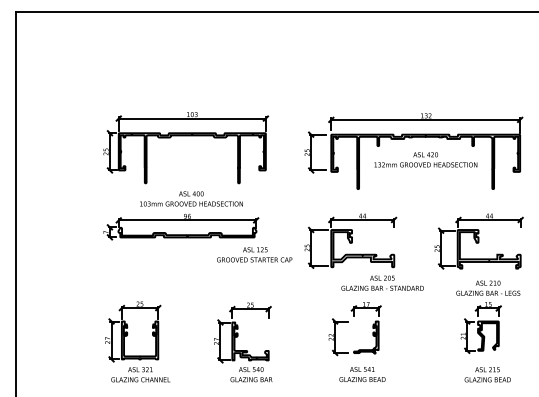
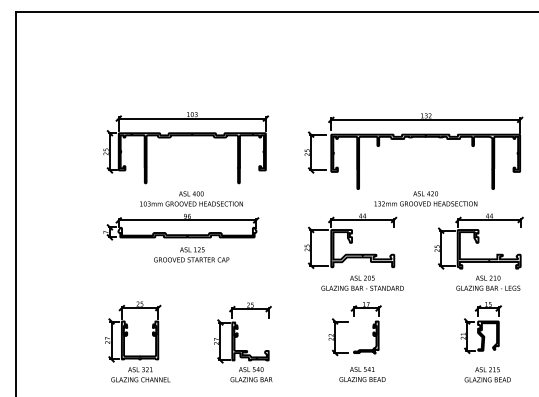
text position: (425, 159) -> (425, 198) (425, 198)
text position: (254, 254) -> (191, 254) (191, 254)
text position: (382, 282) -> (362, 282) (362, 282)
text position: (488, 287) -> (488, 282) (488, 282)
